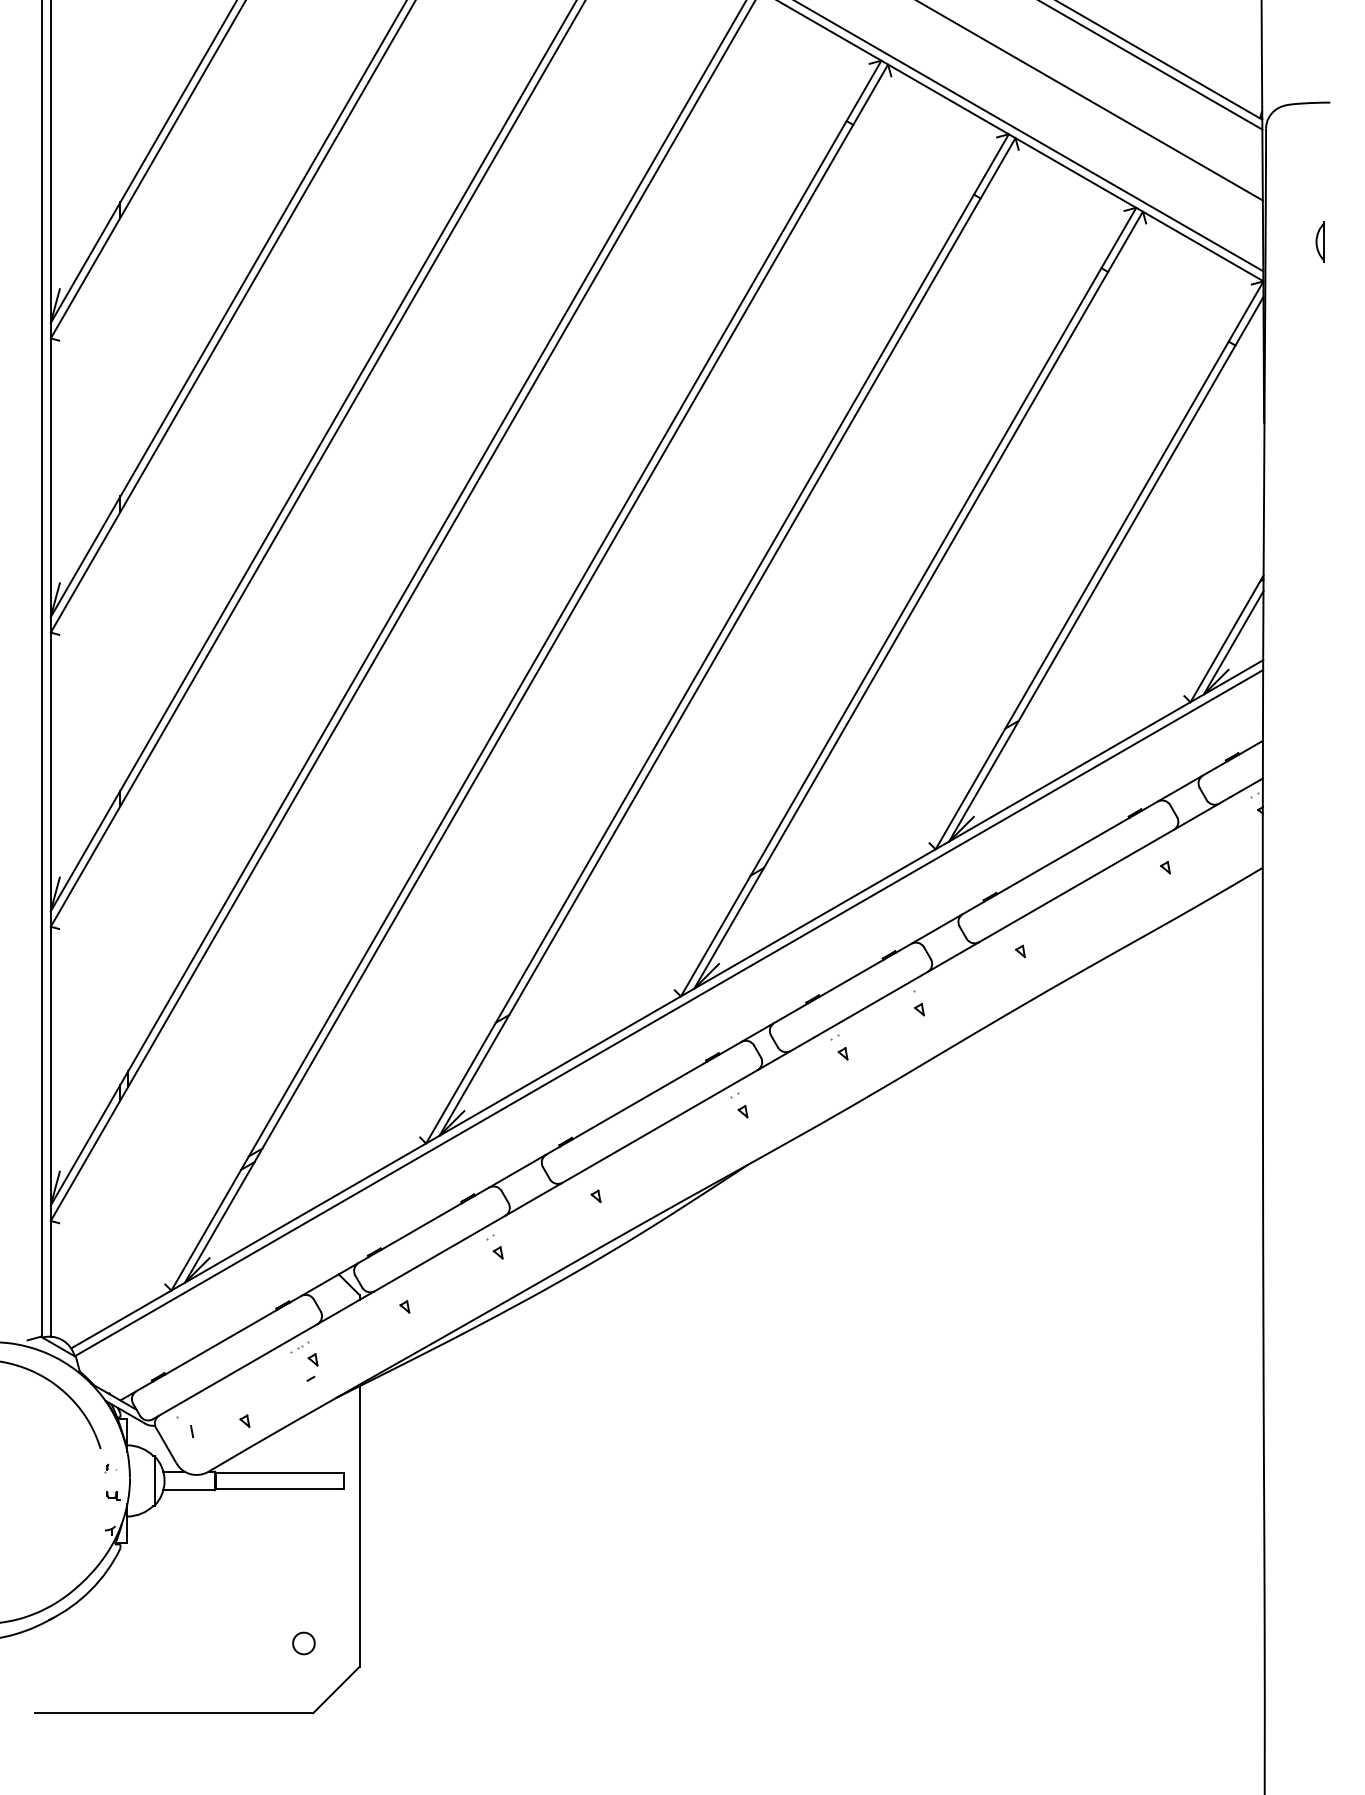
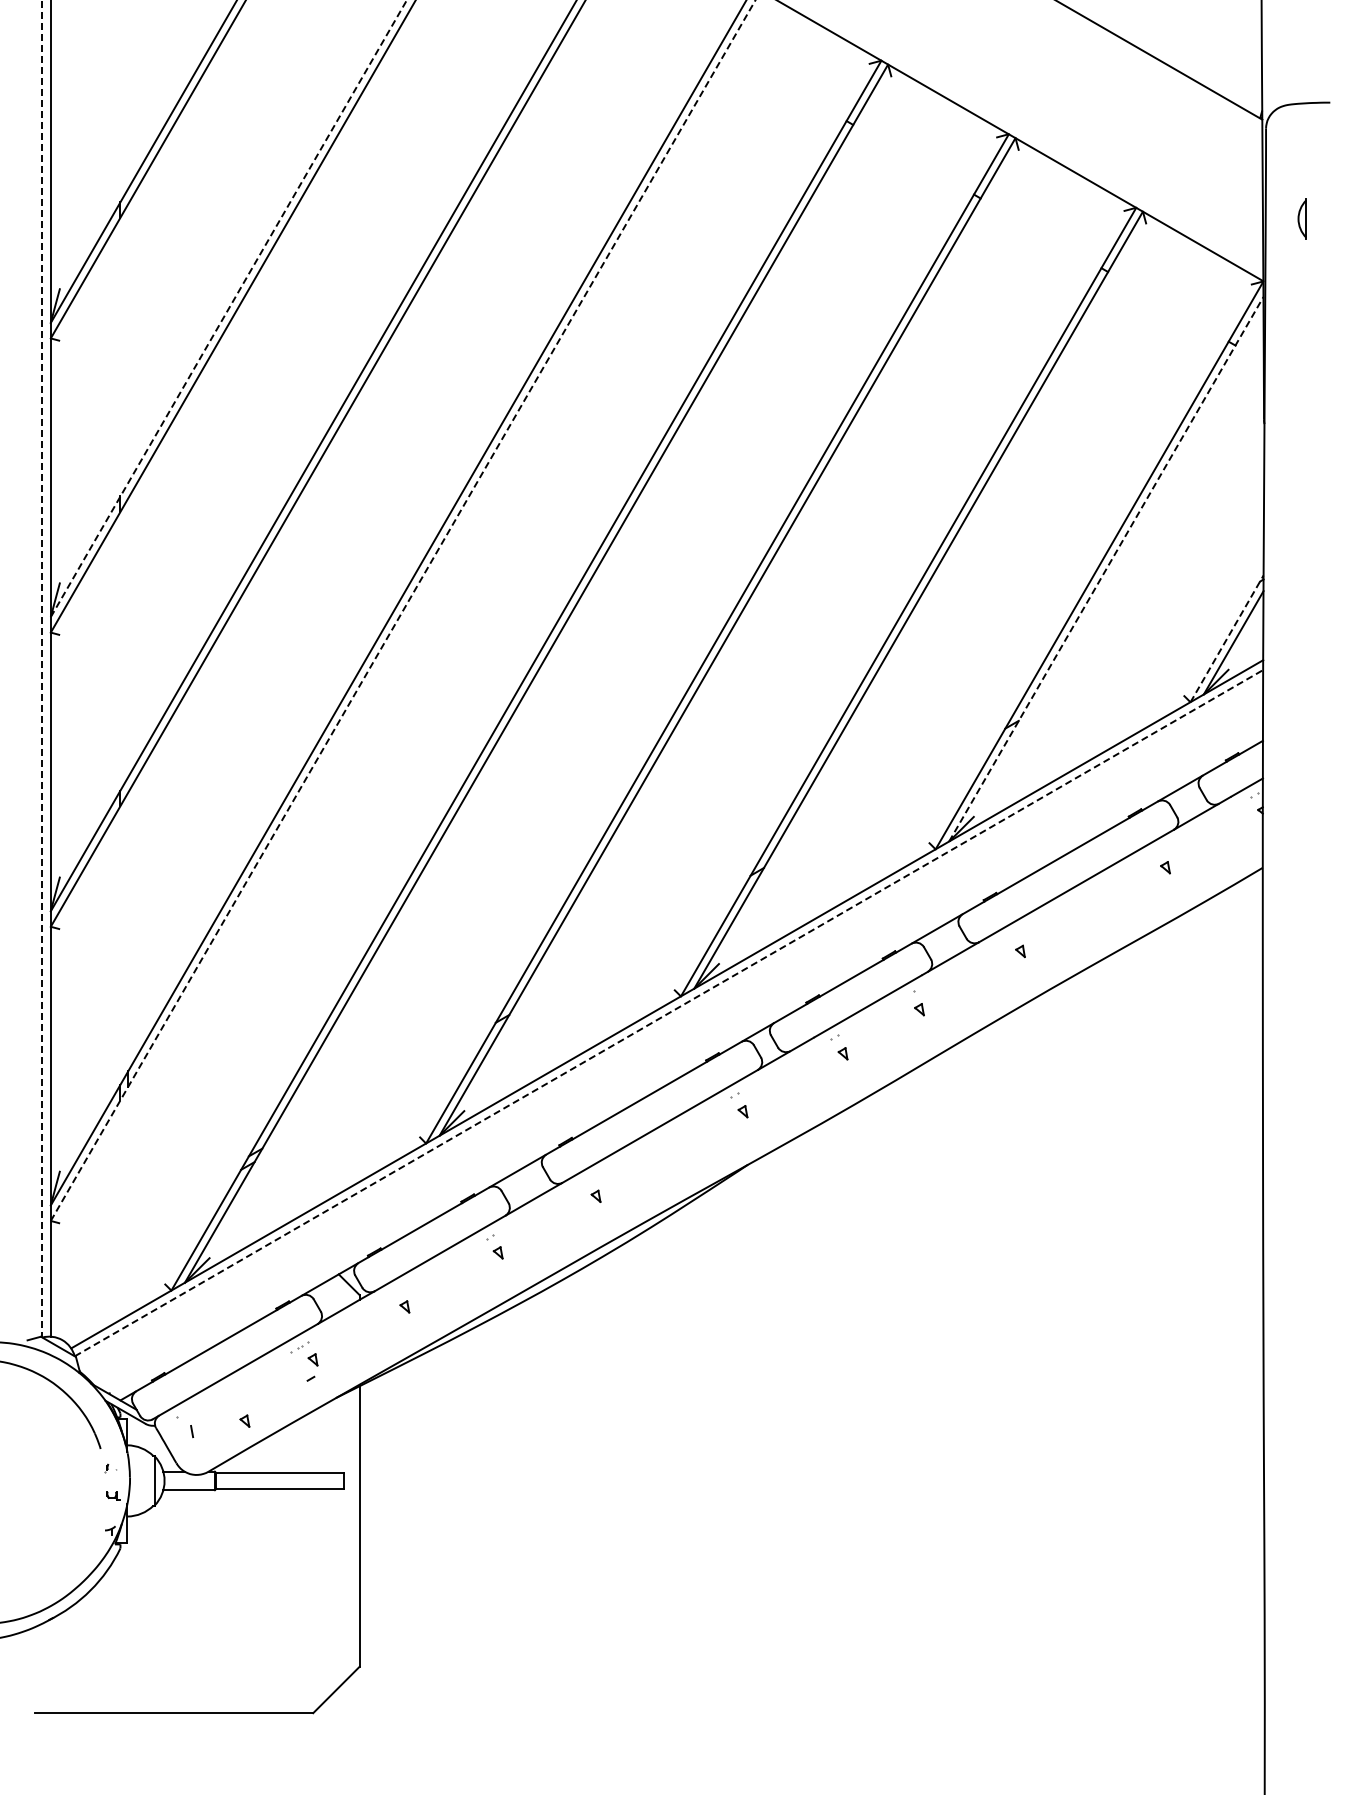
line: present -> none (1151, 65)
line: present -> none (1090, 101)
line: present -> none (1030, 136)
part position: (1319, 241) -> (1301, 218) (1301, 218)
line: solid -> dashed (229, 308)
line: solid -> dashed (1106, 568)
line: solid -> dashed (403, 610)
line: solid -> dashed (1227, 638)
line: solid -> dashed (42, 669)
line: solid -> dashed (669, 1012)
circle: present -> none (303, 1643)
